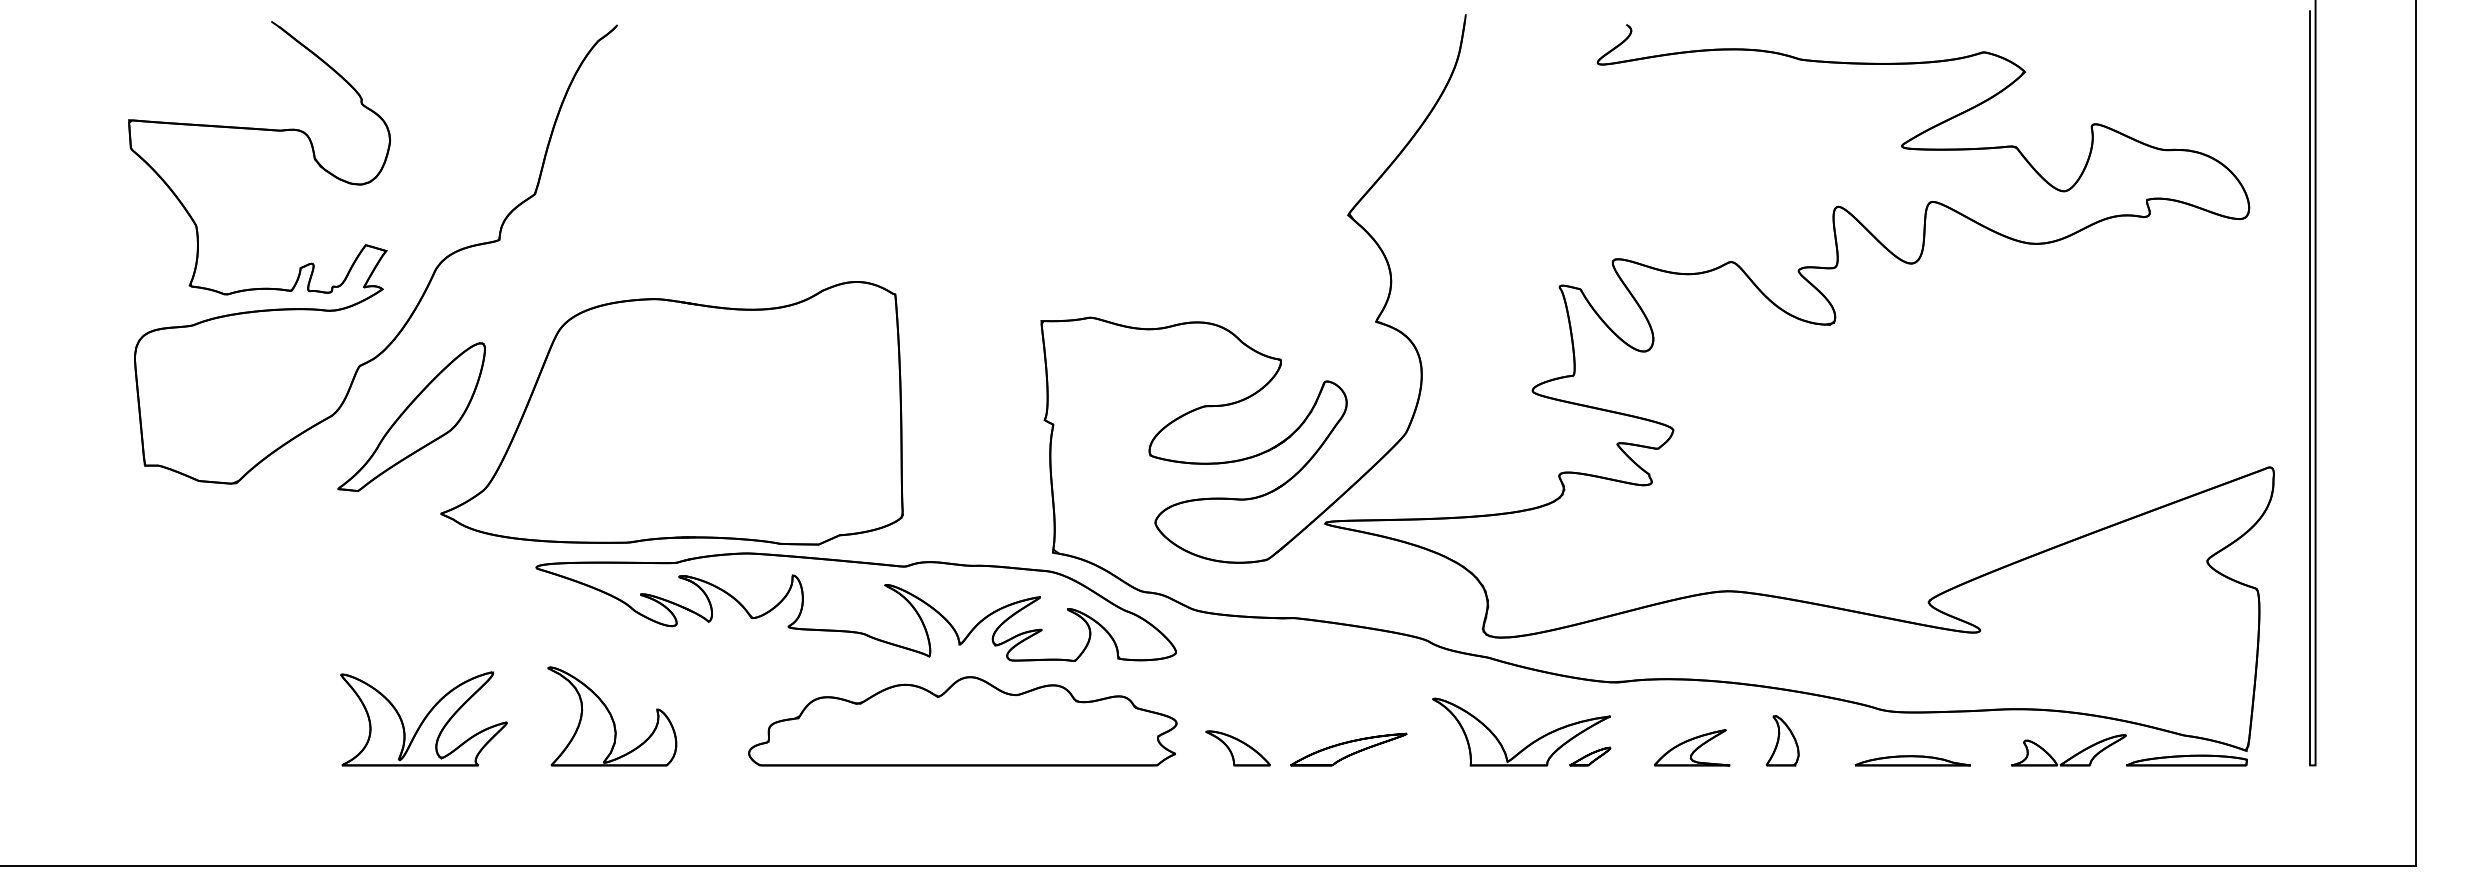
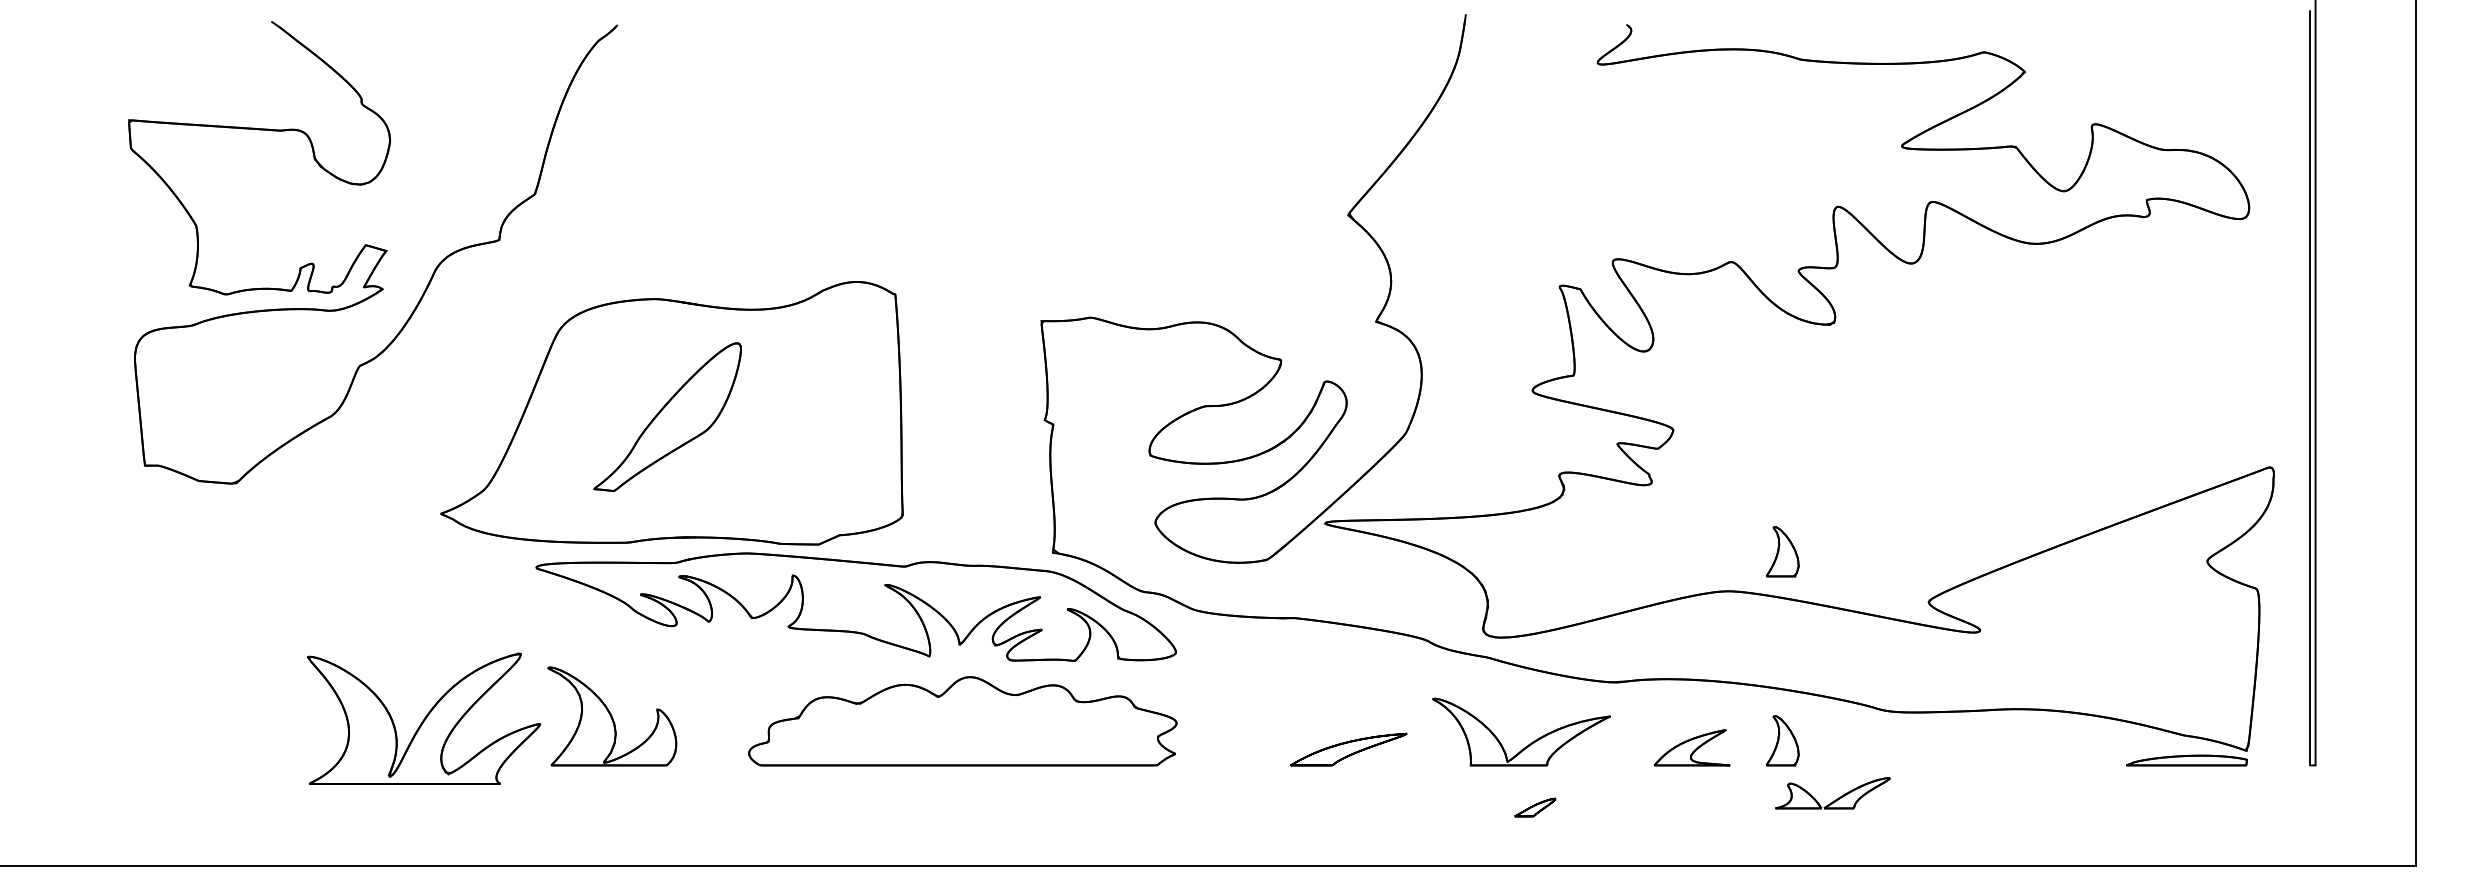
part position: (411, 417) -> (667, 417) (667, 417)
part: none -> present (1782, 551)
part size: 168x96 px -> 236x133 px (423, 718)
part: present -> none (1237, 748)
part position: (1590, 756) -> (1535, 807) (1535, 807)
part position: (2071, 756) -> (1835, 799) (1835, 799)
part: present -> none (1912, 760)
